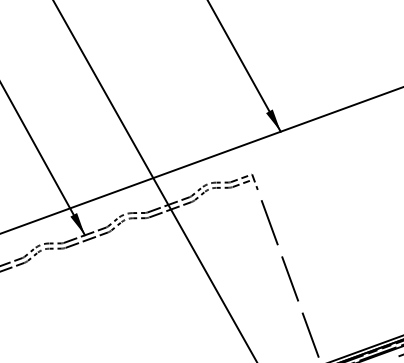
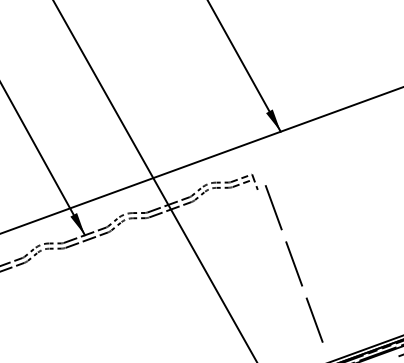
line position: (289, 278) -> (293, 263) (293, 263)
